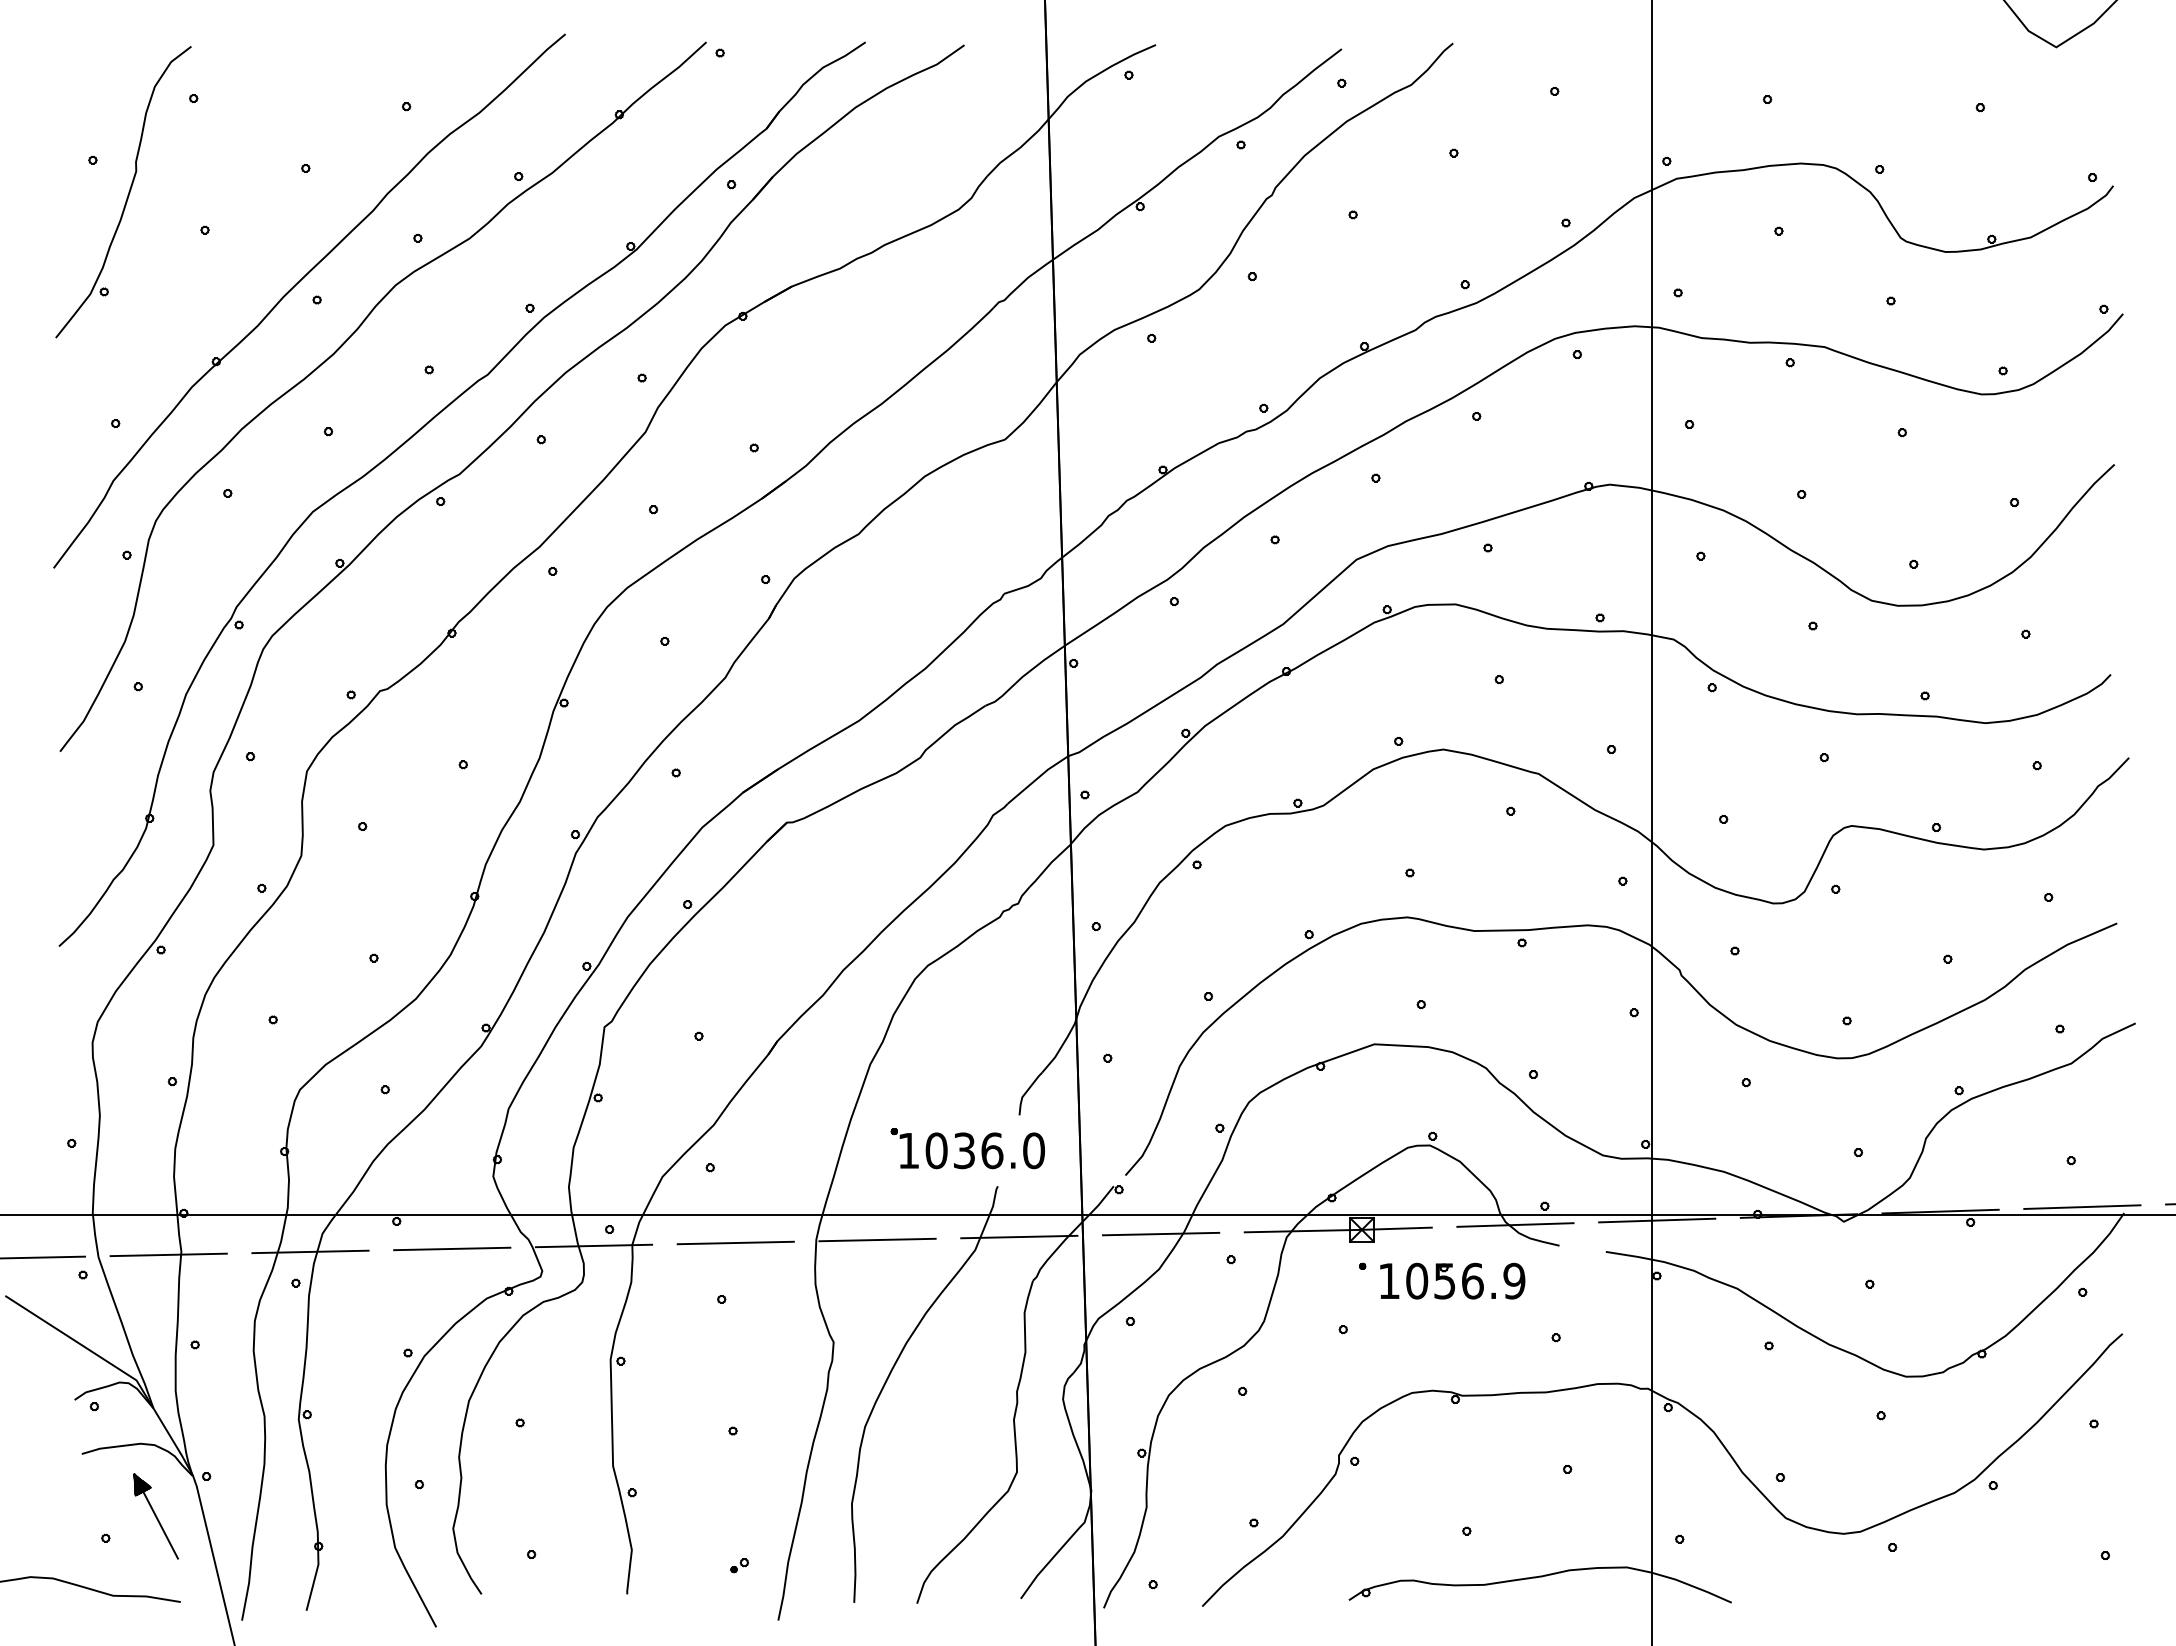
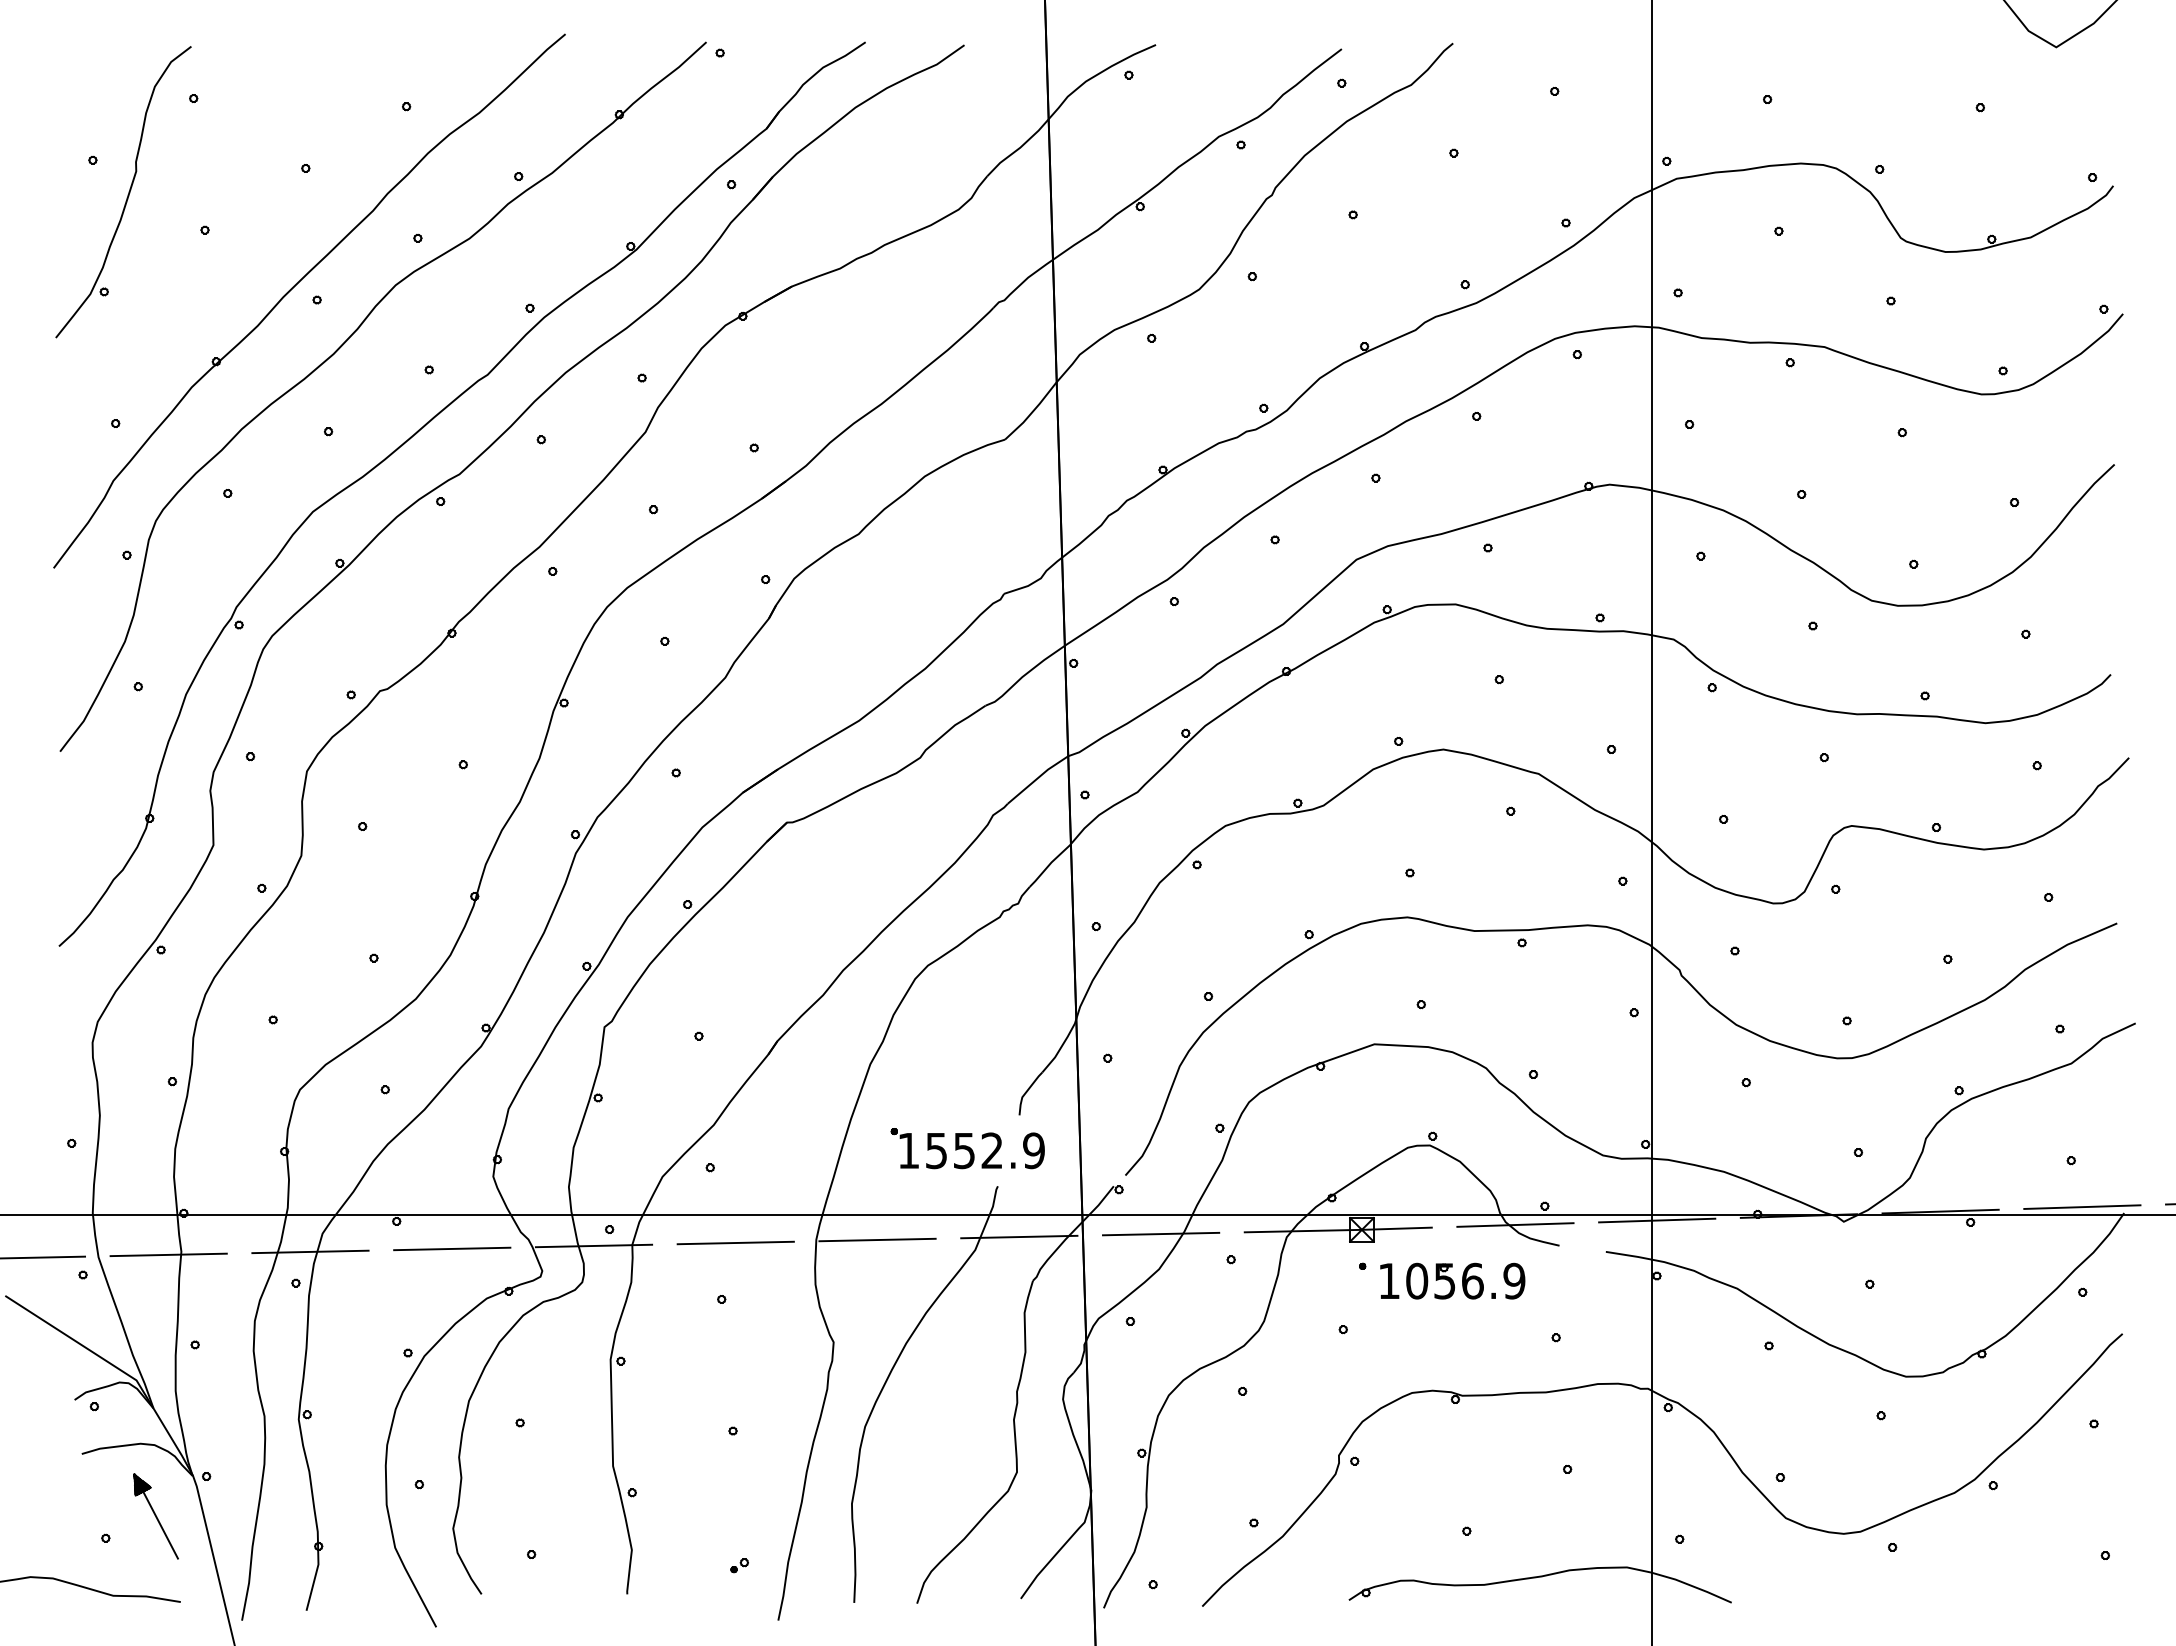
text: 1036.0 -> 1552.9 (985, 1150)
